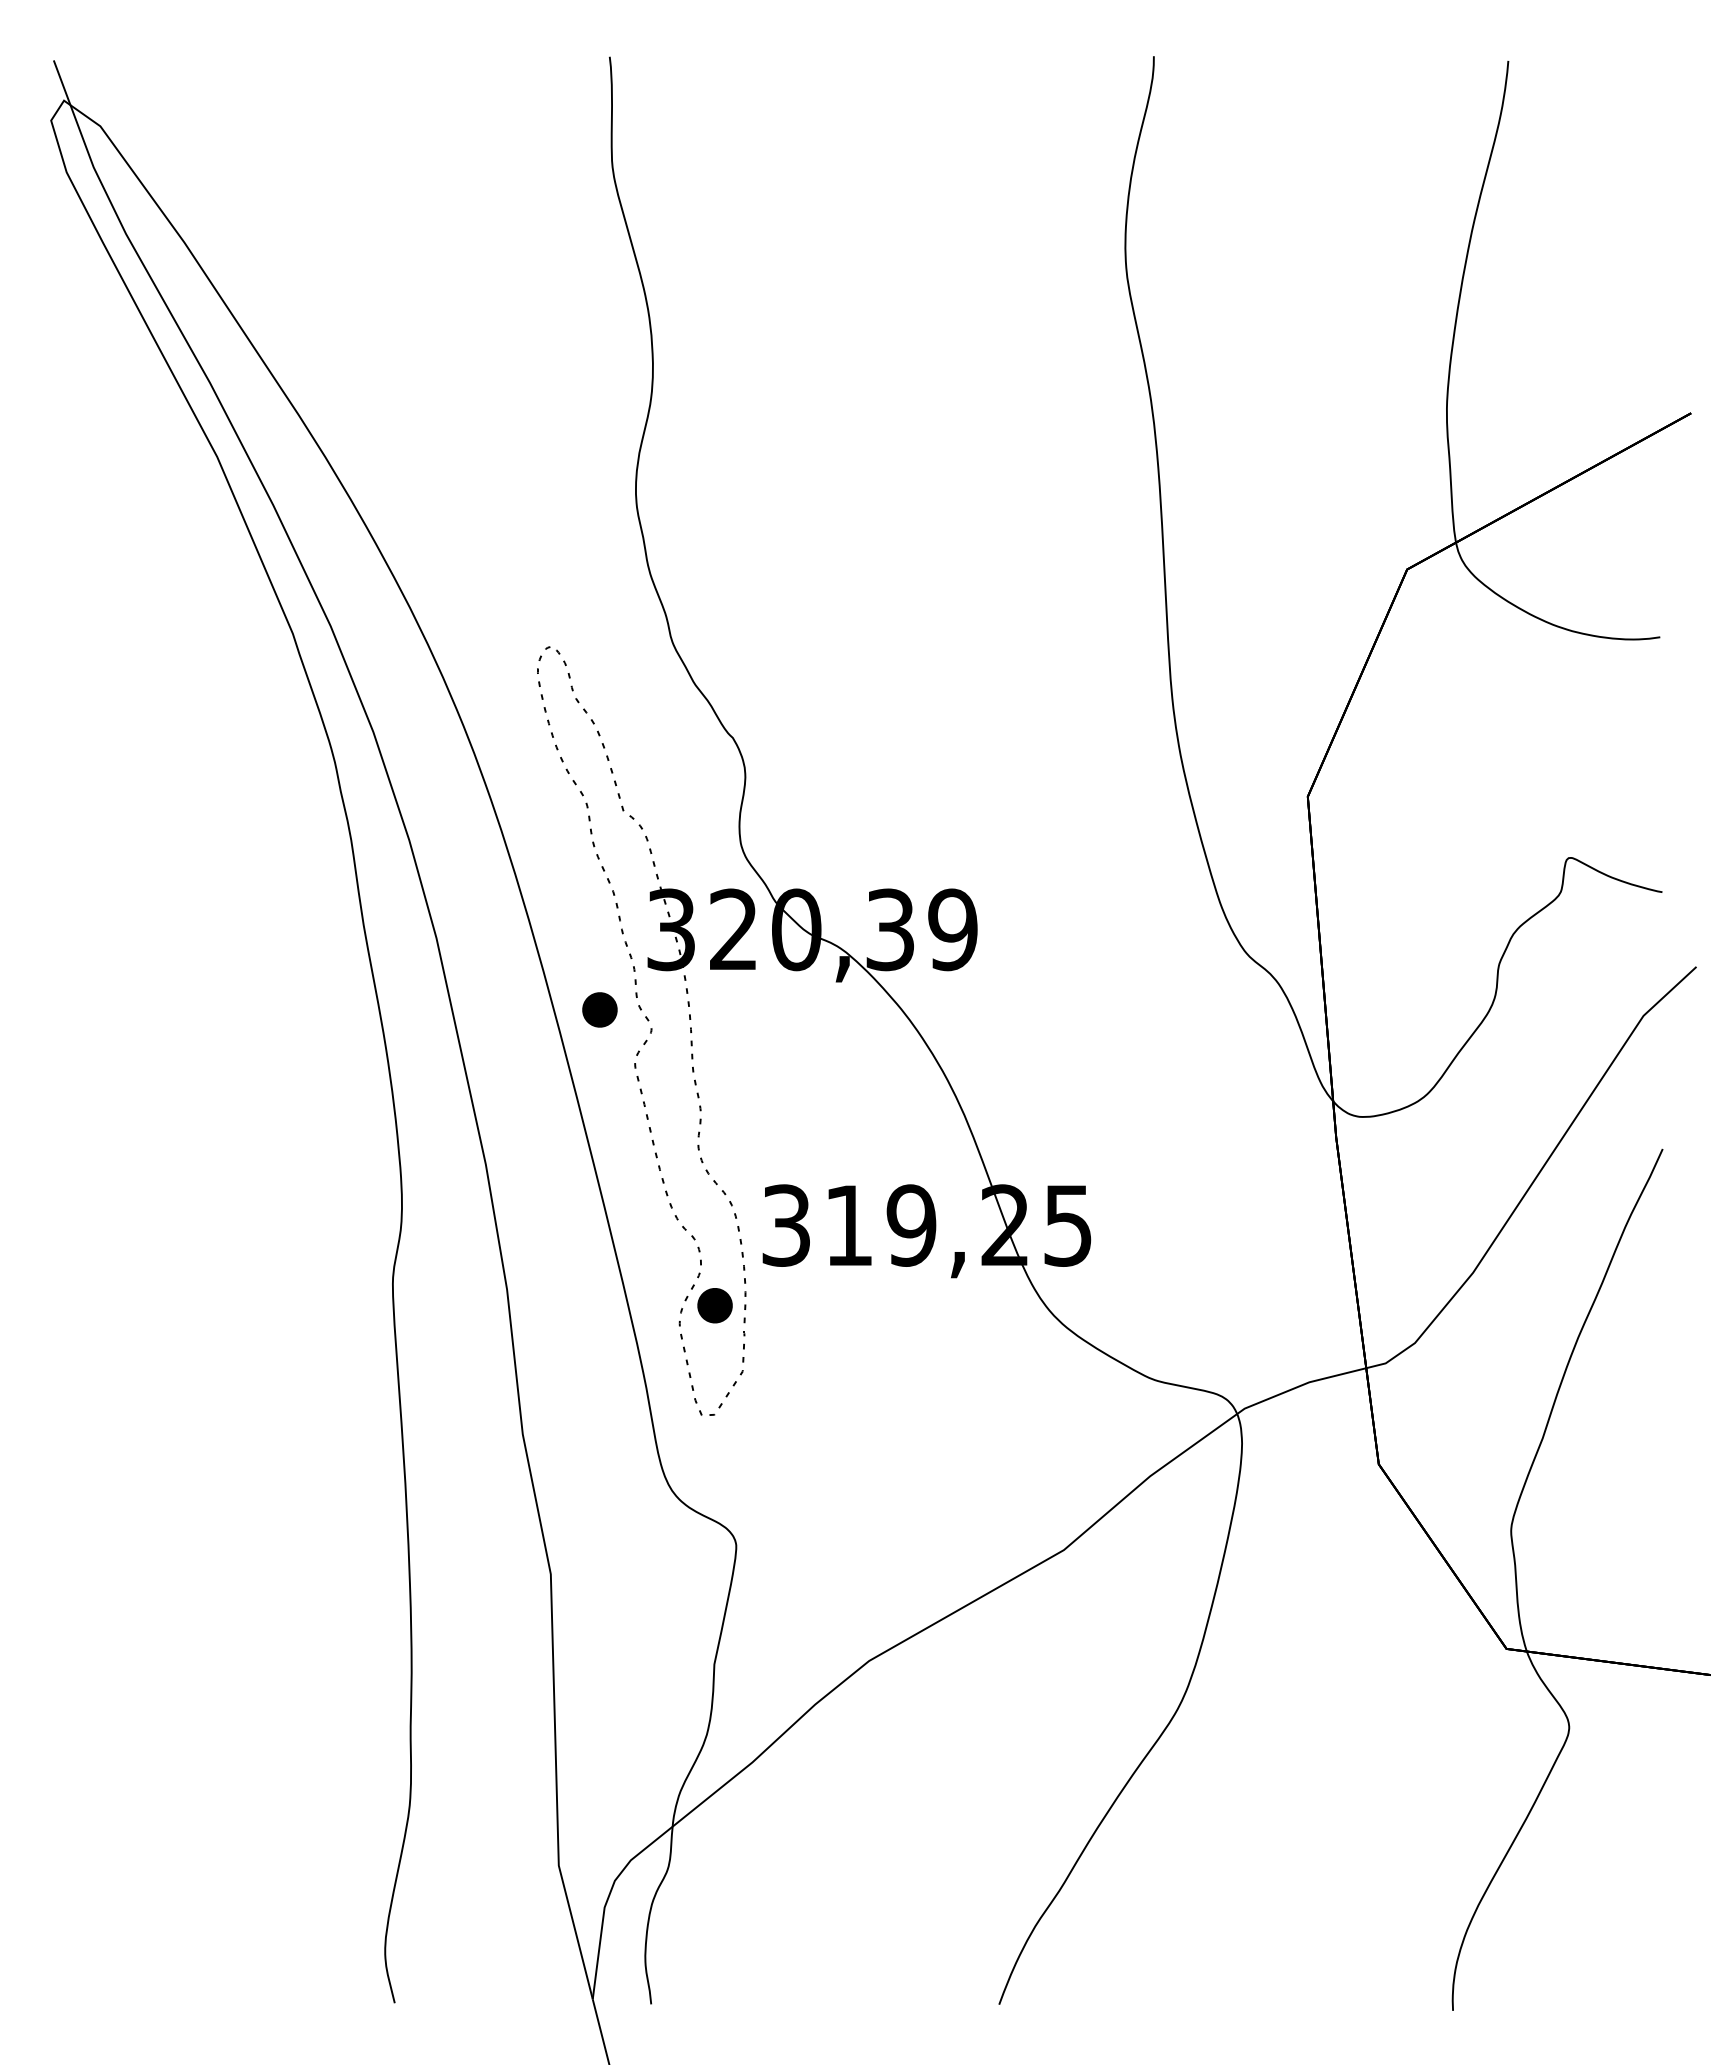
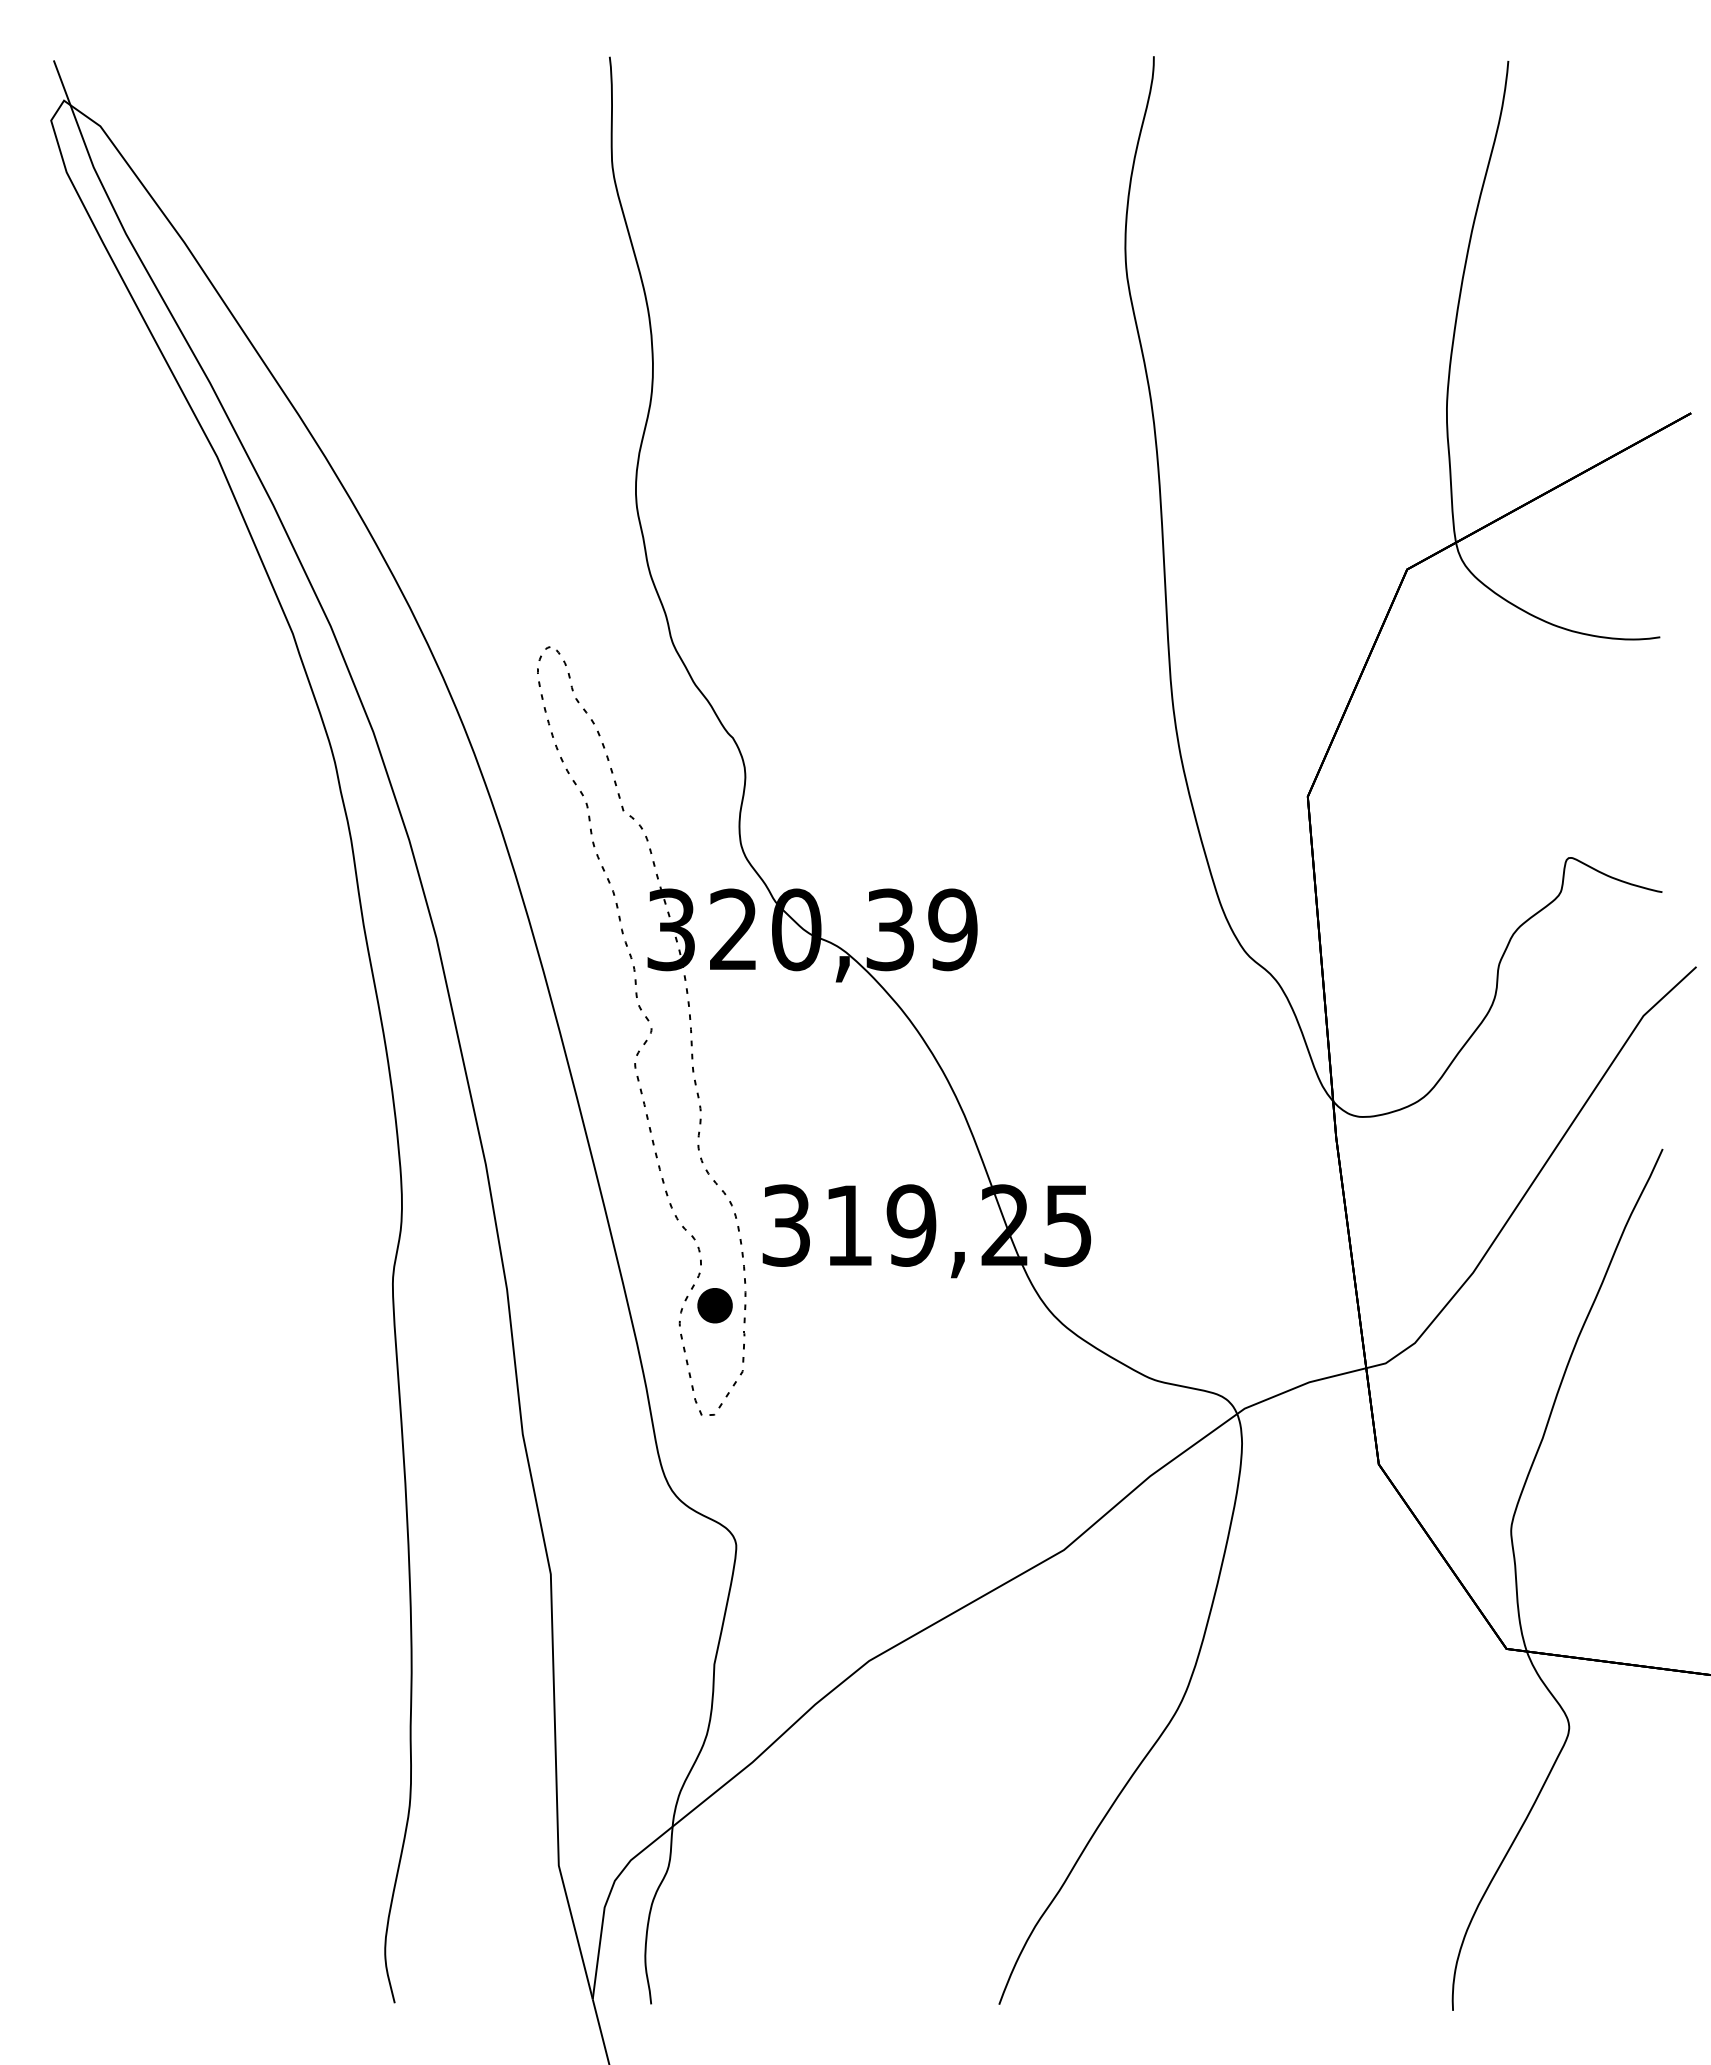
part: present -> none (599, 1009)
